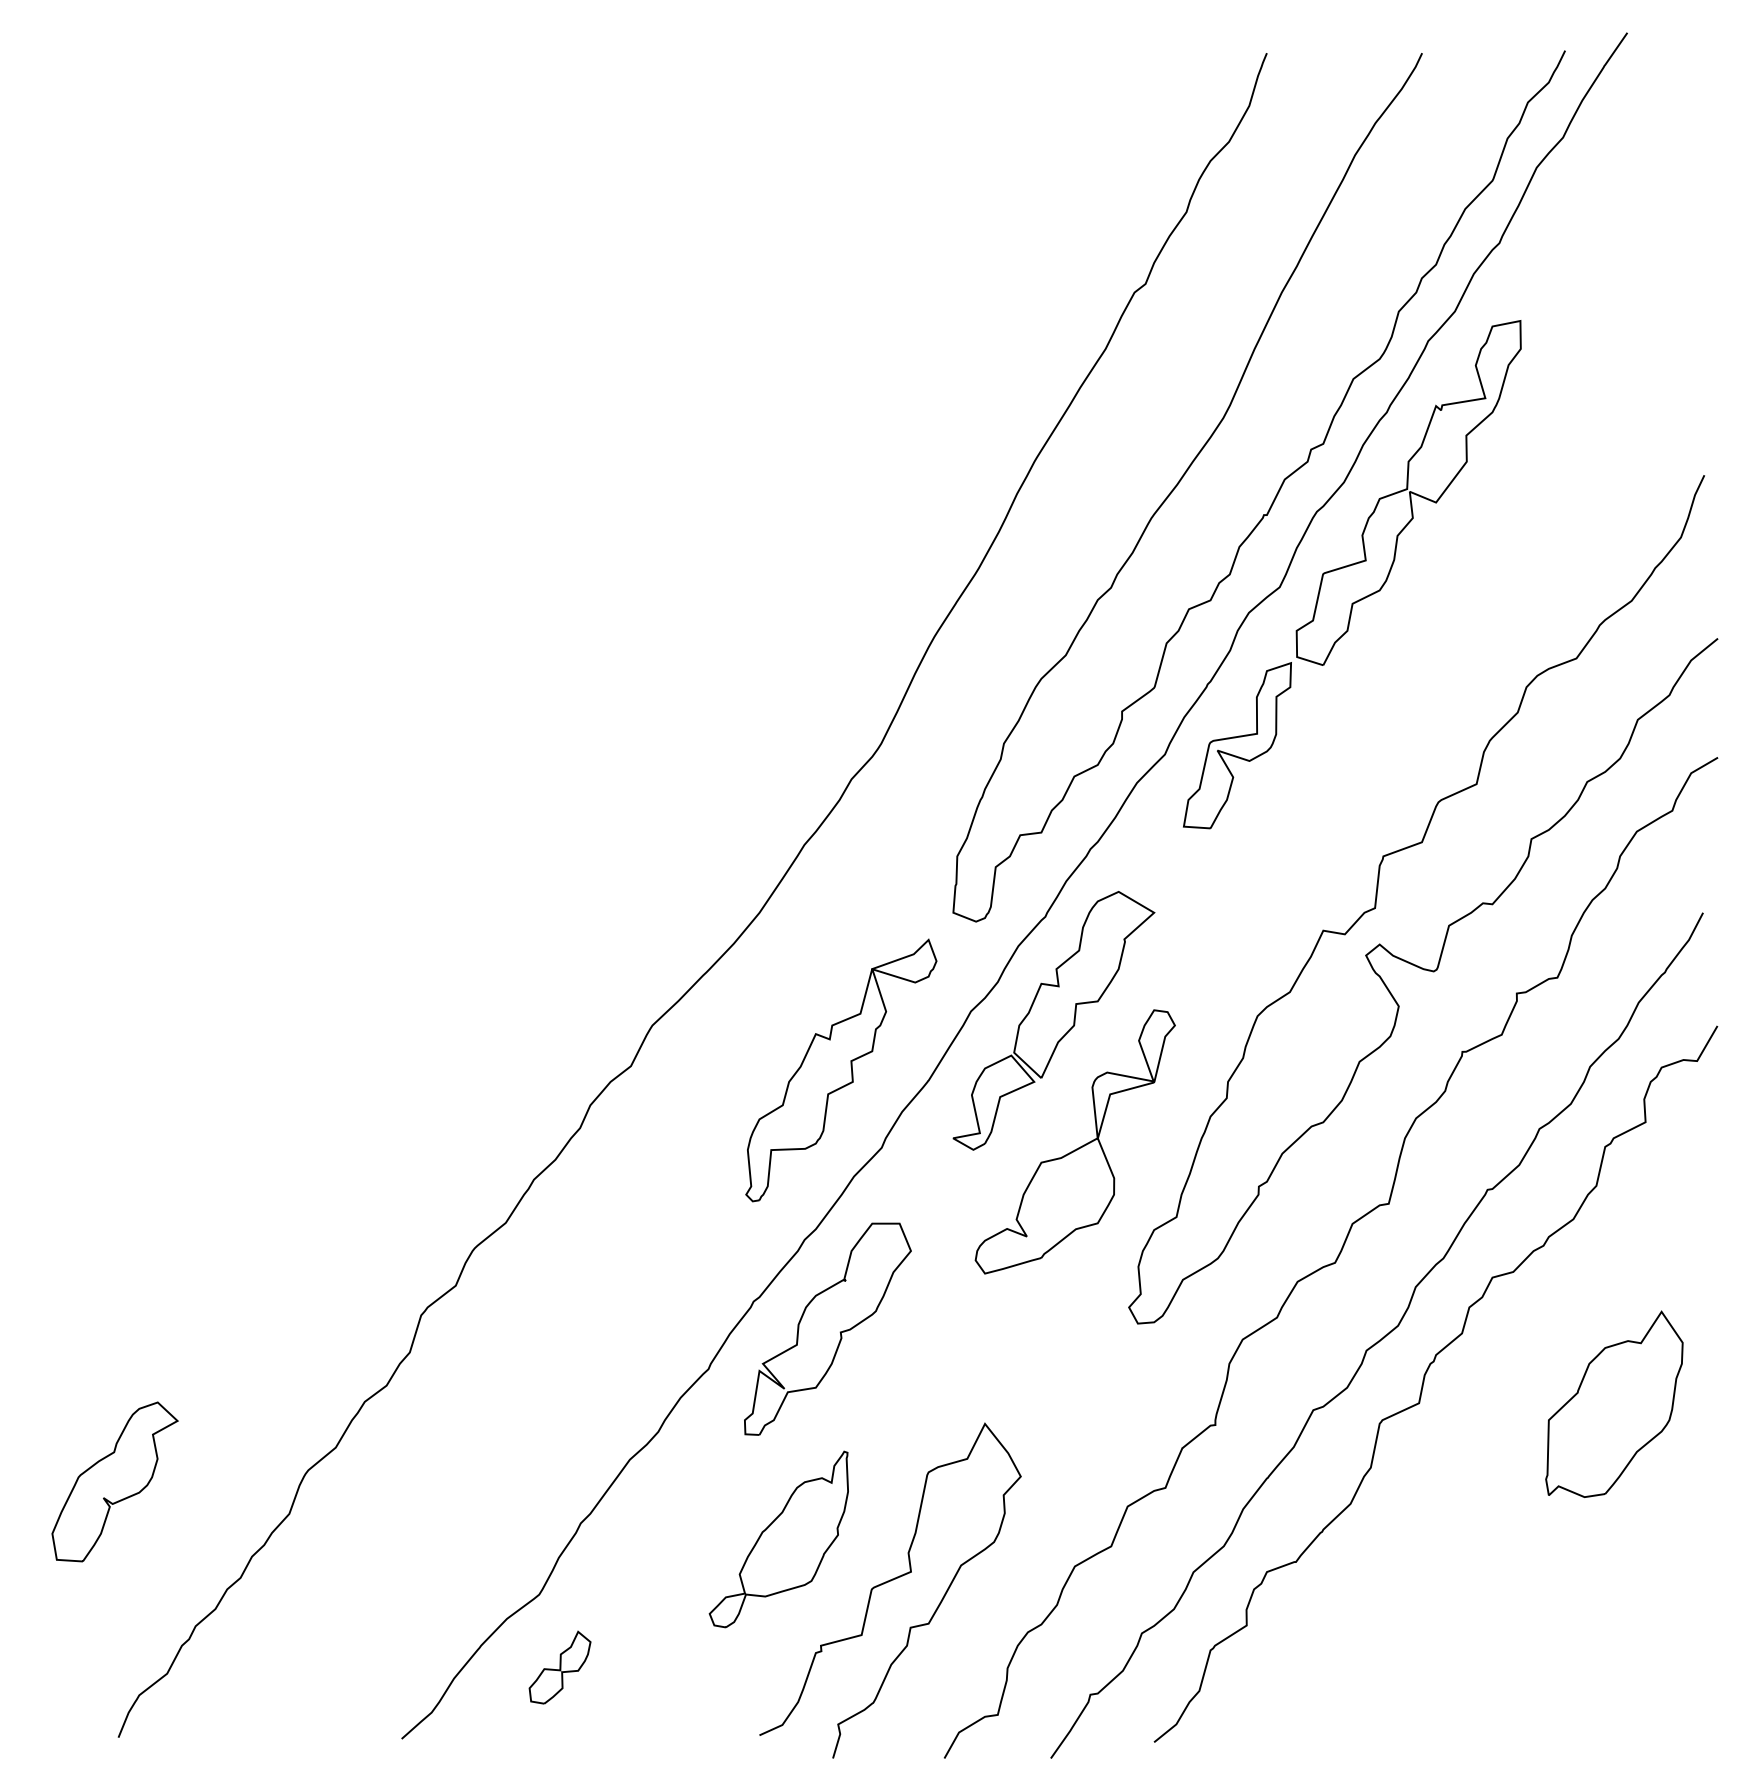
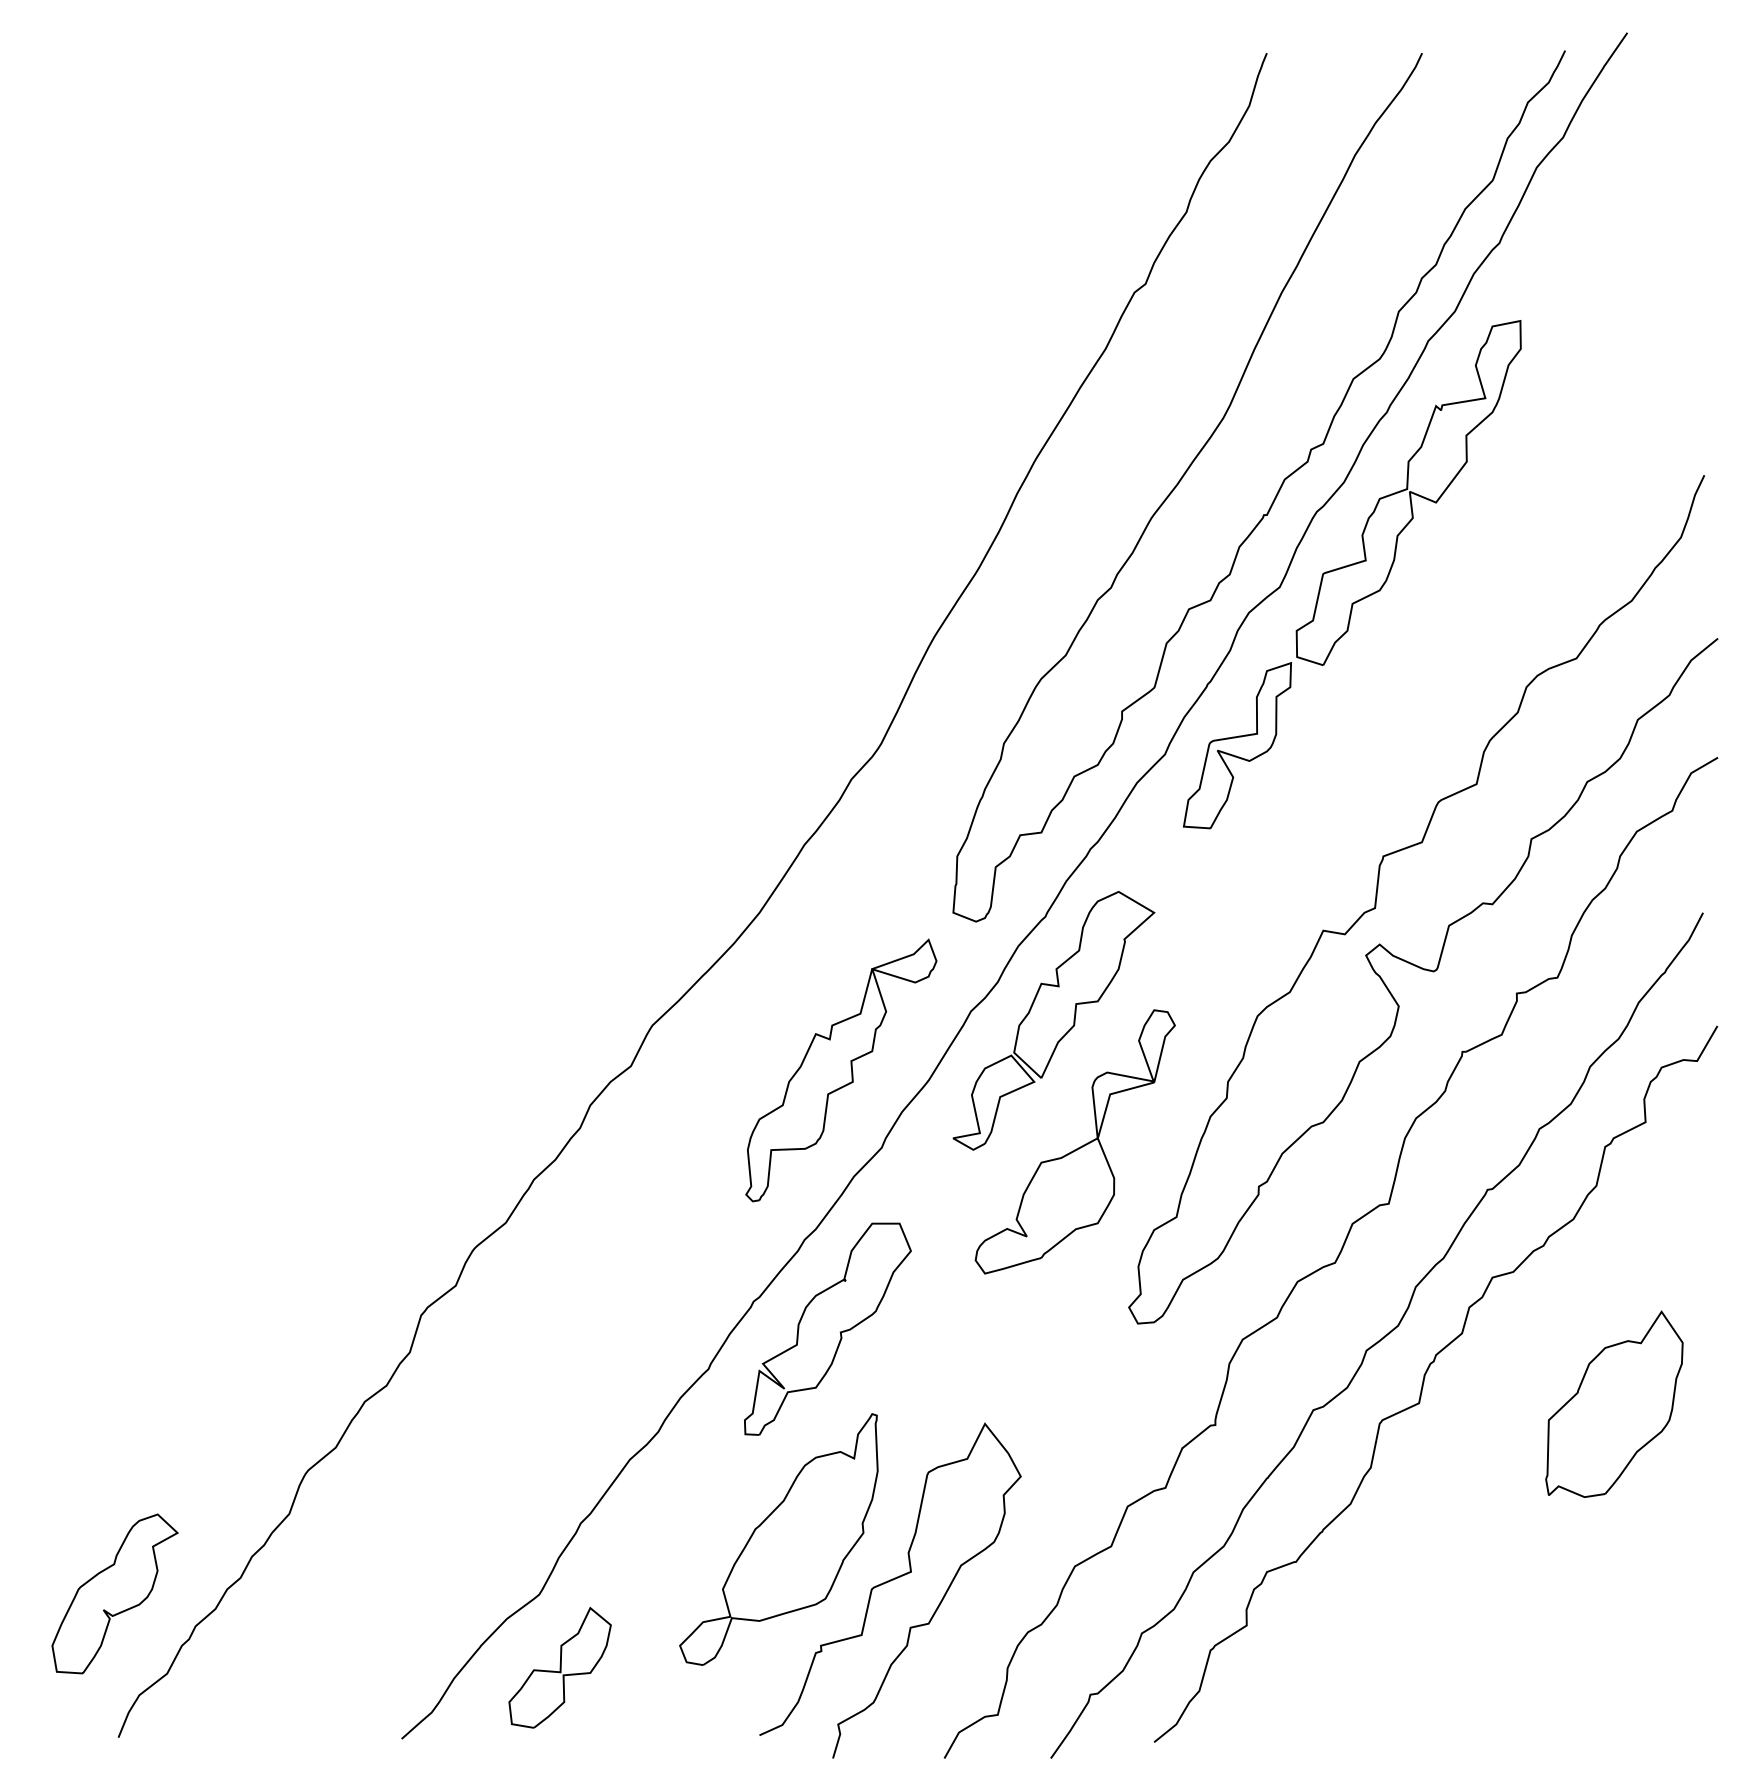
part position: (114, 1481) -> (114, 1593) (114, 1593)
part size: 141x179 px -> 200x253 px (778, 1539)
part size: 64x75 px -> 104x123 px (559, 1667)
